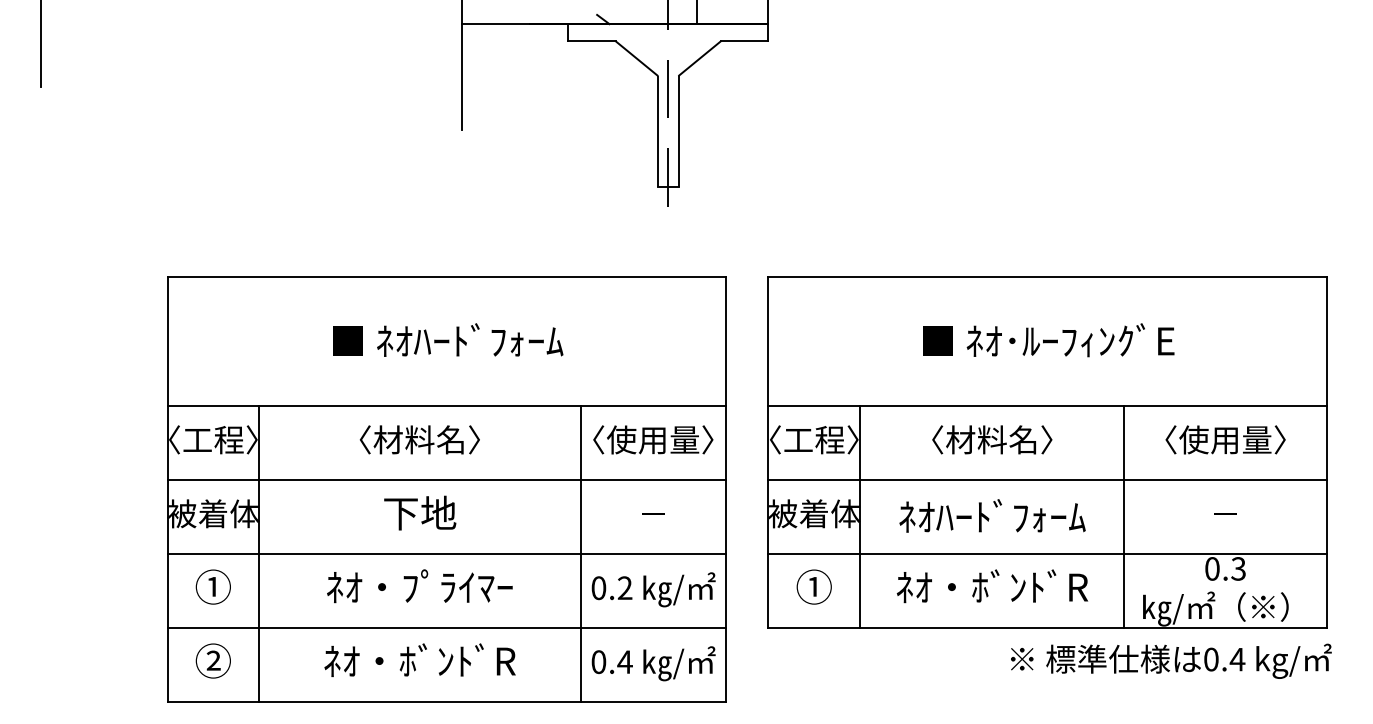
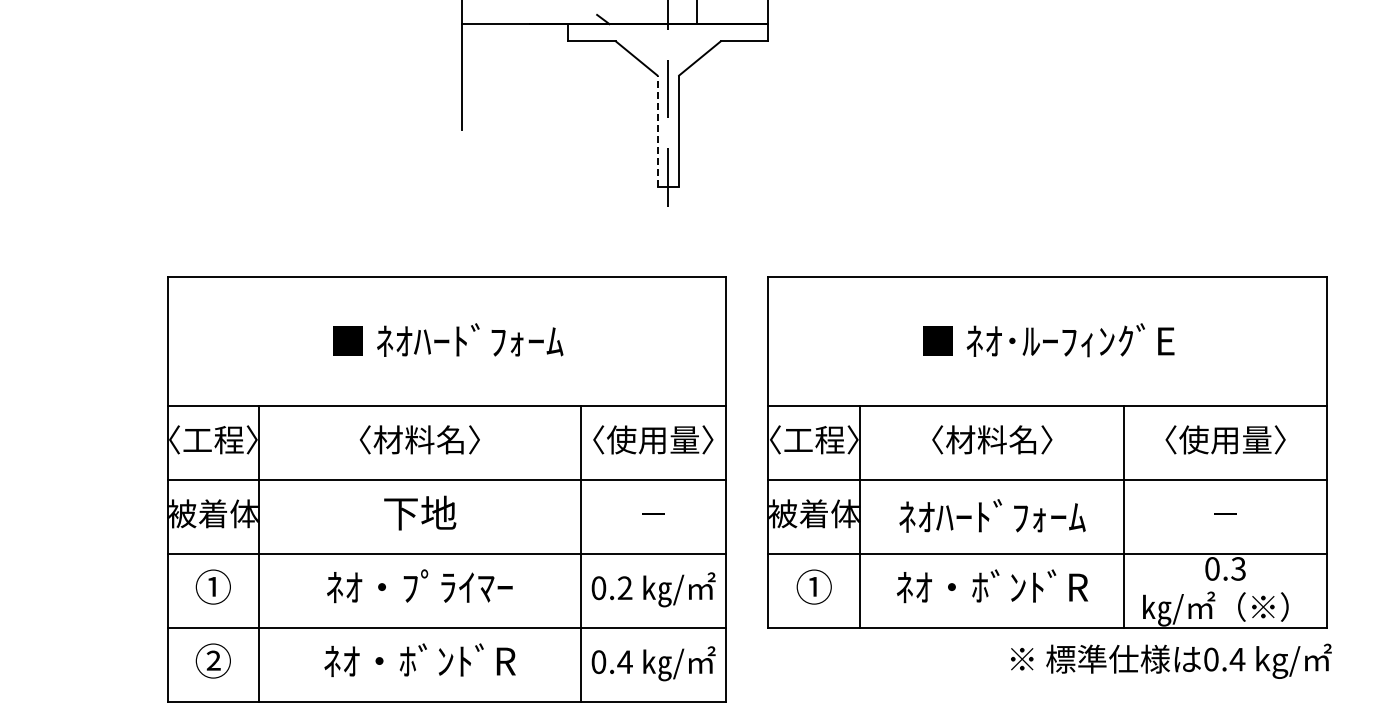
line: present -> none (41, 44)
line: solid -> dashed (657, 131)
